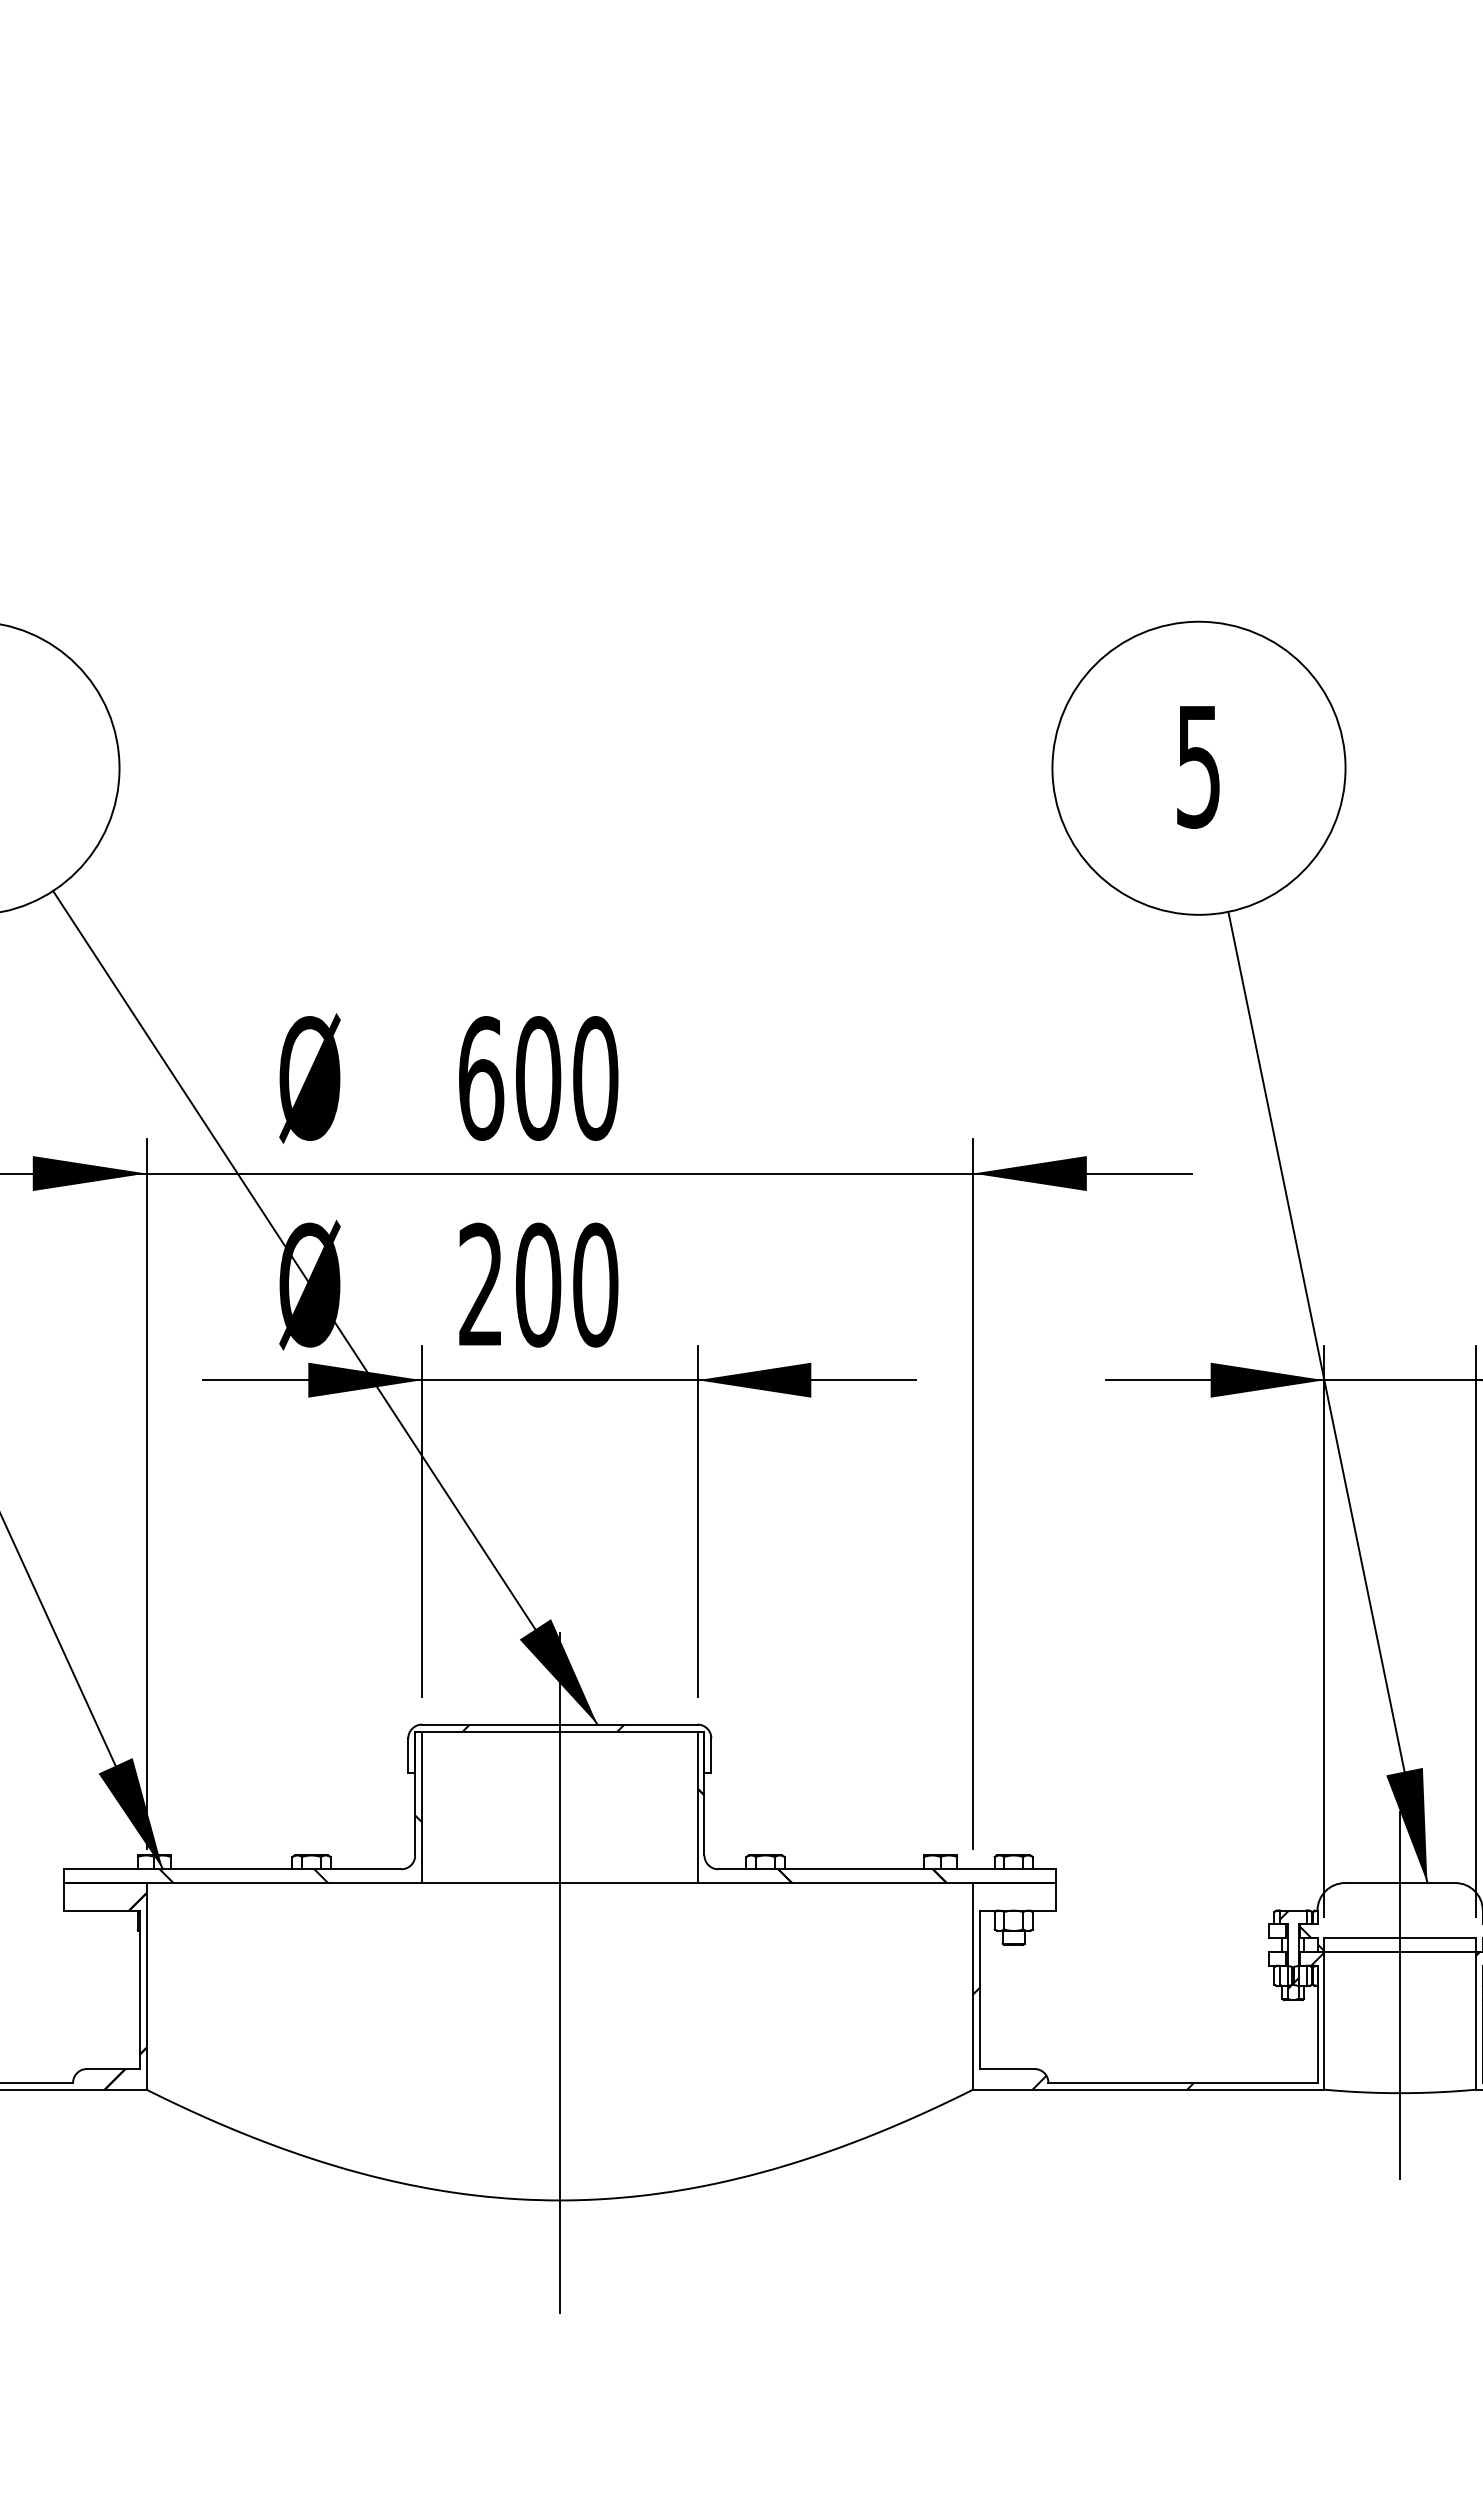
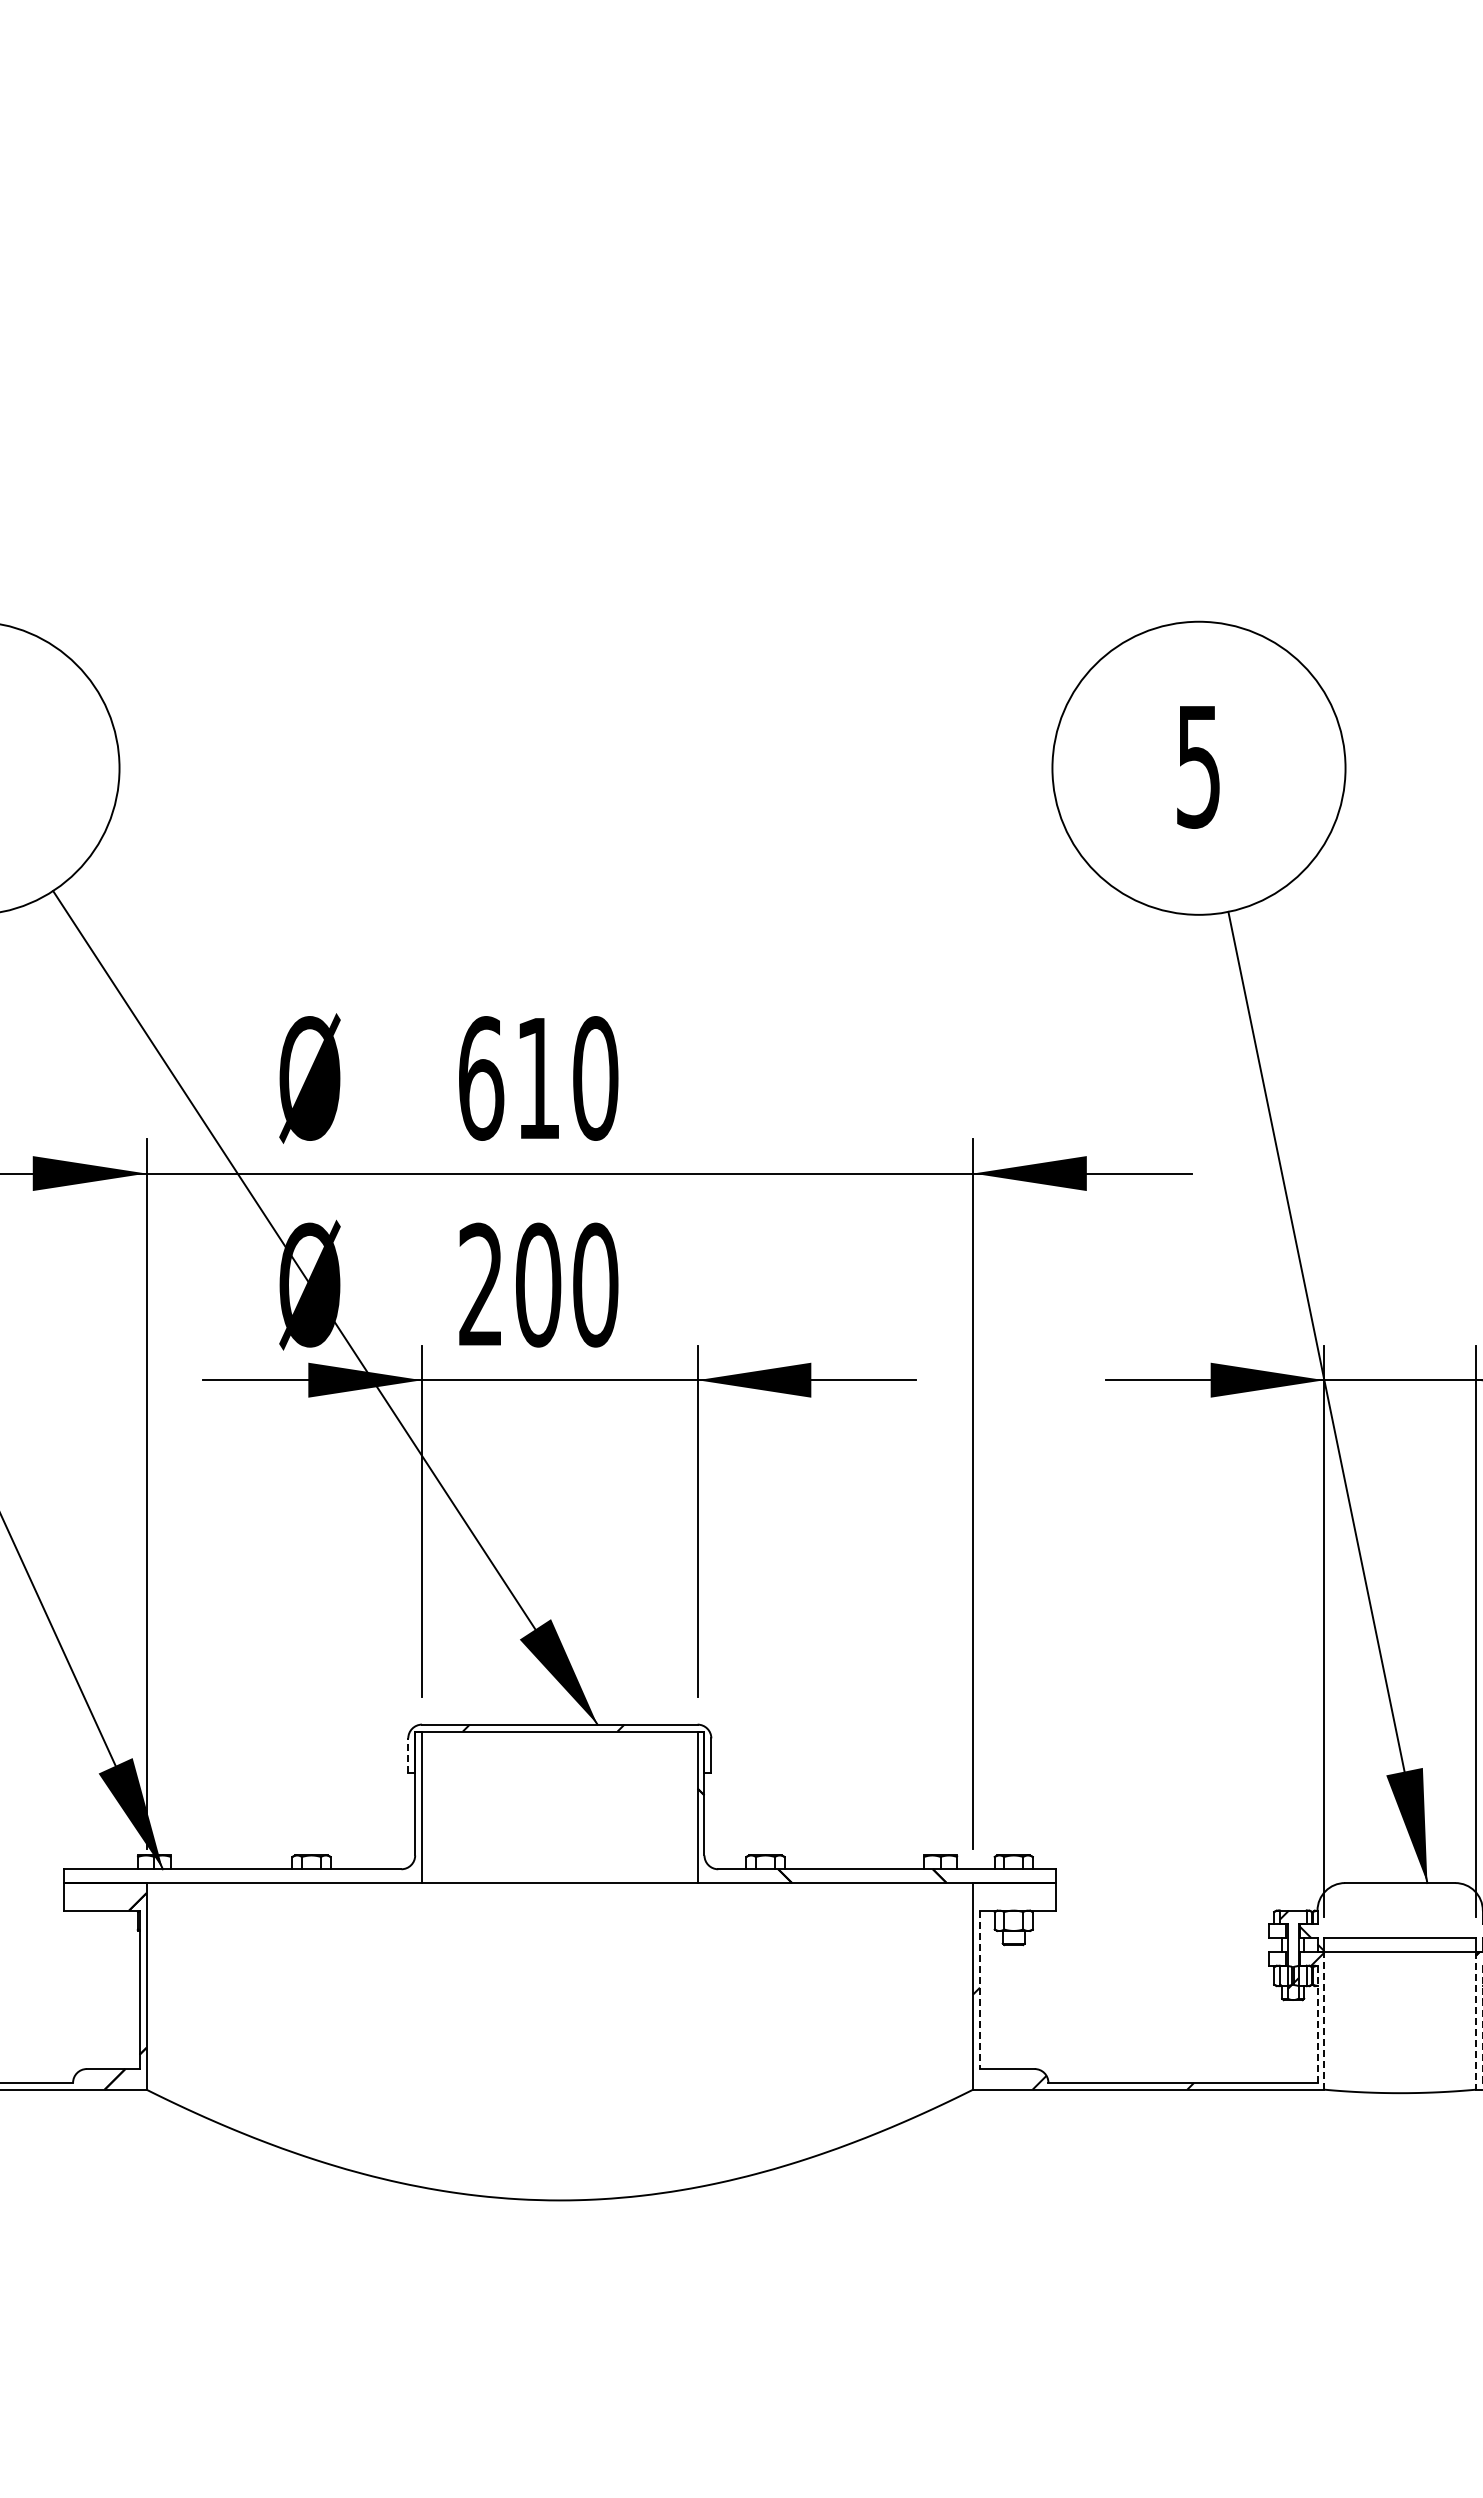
text: 600 -> 610 (538, 1078)
line: solid -> dashed (408, 1755)
hatch: present -> none (290, 1849)
line: present -> none (559, 1972)
line: solid -> dashed (980, 1990)
line: present -> none (1400, 1995)
line: solid -> dashed (1324, 2020)
line: solid -> dashed (1475, 2020)
line: solid -> dashed (1317, 2024)
line: solid -> dashed (1482, 2024)
